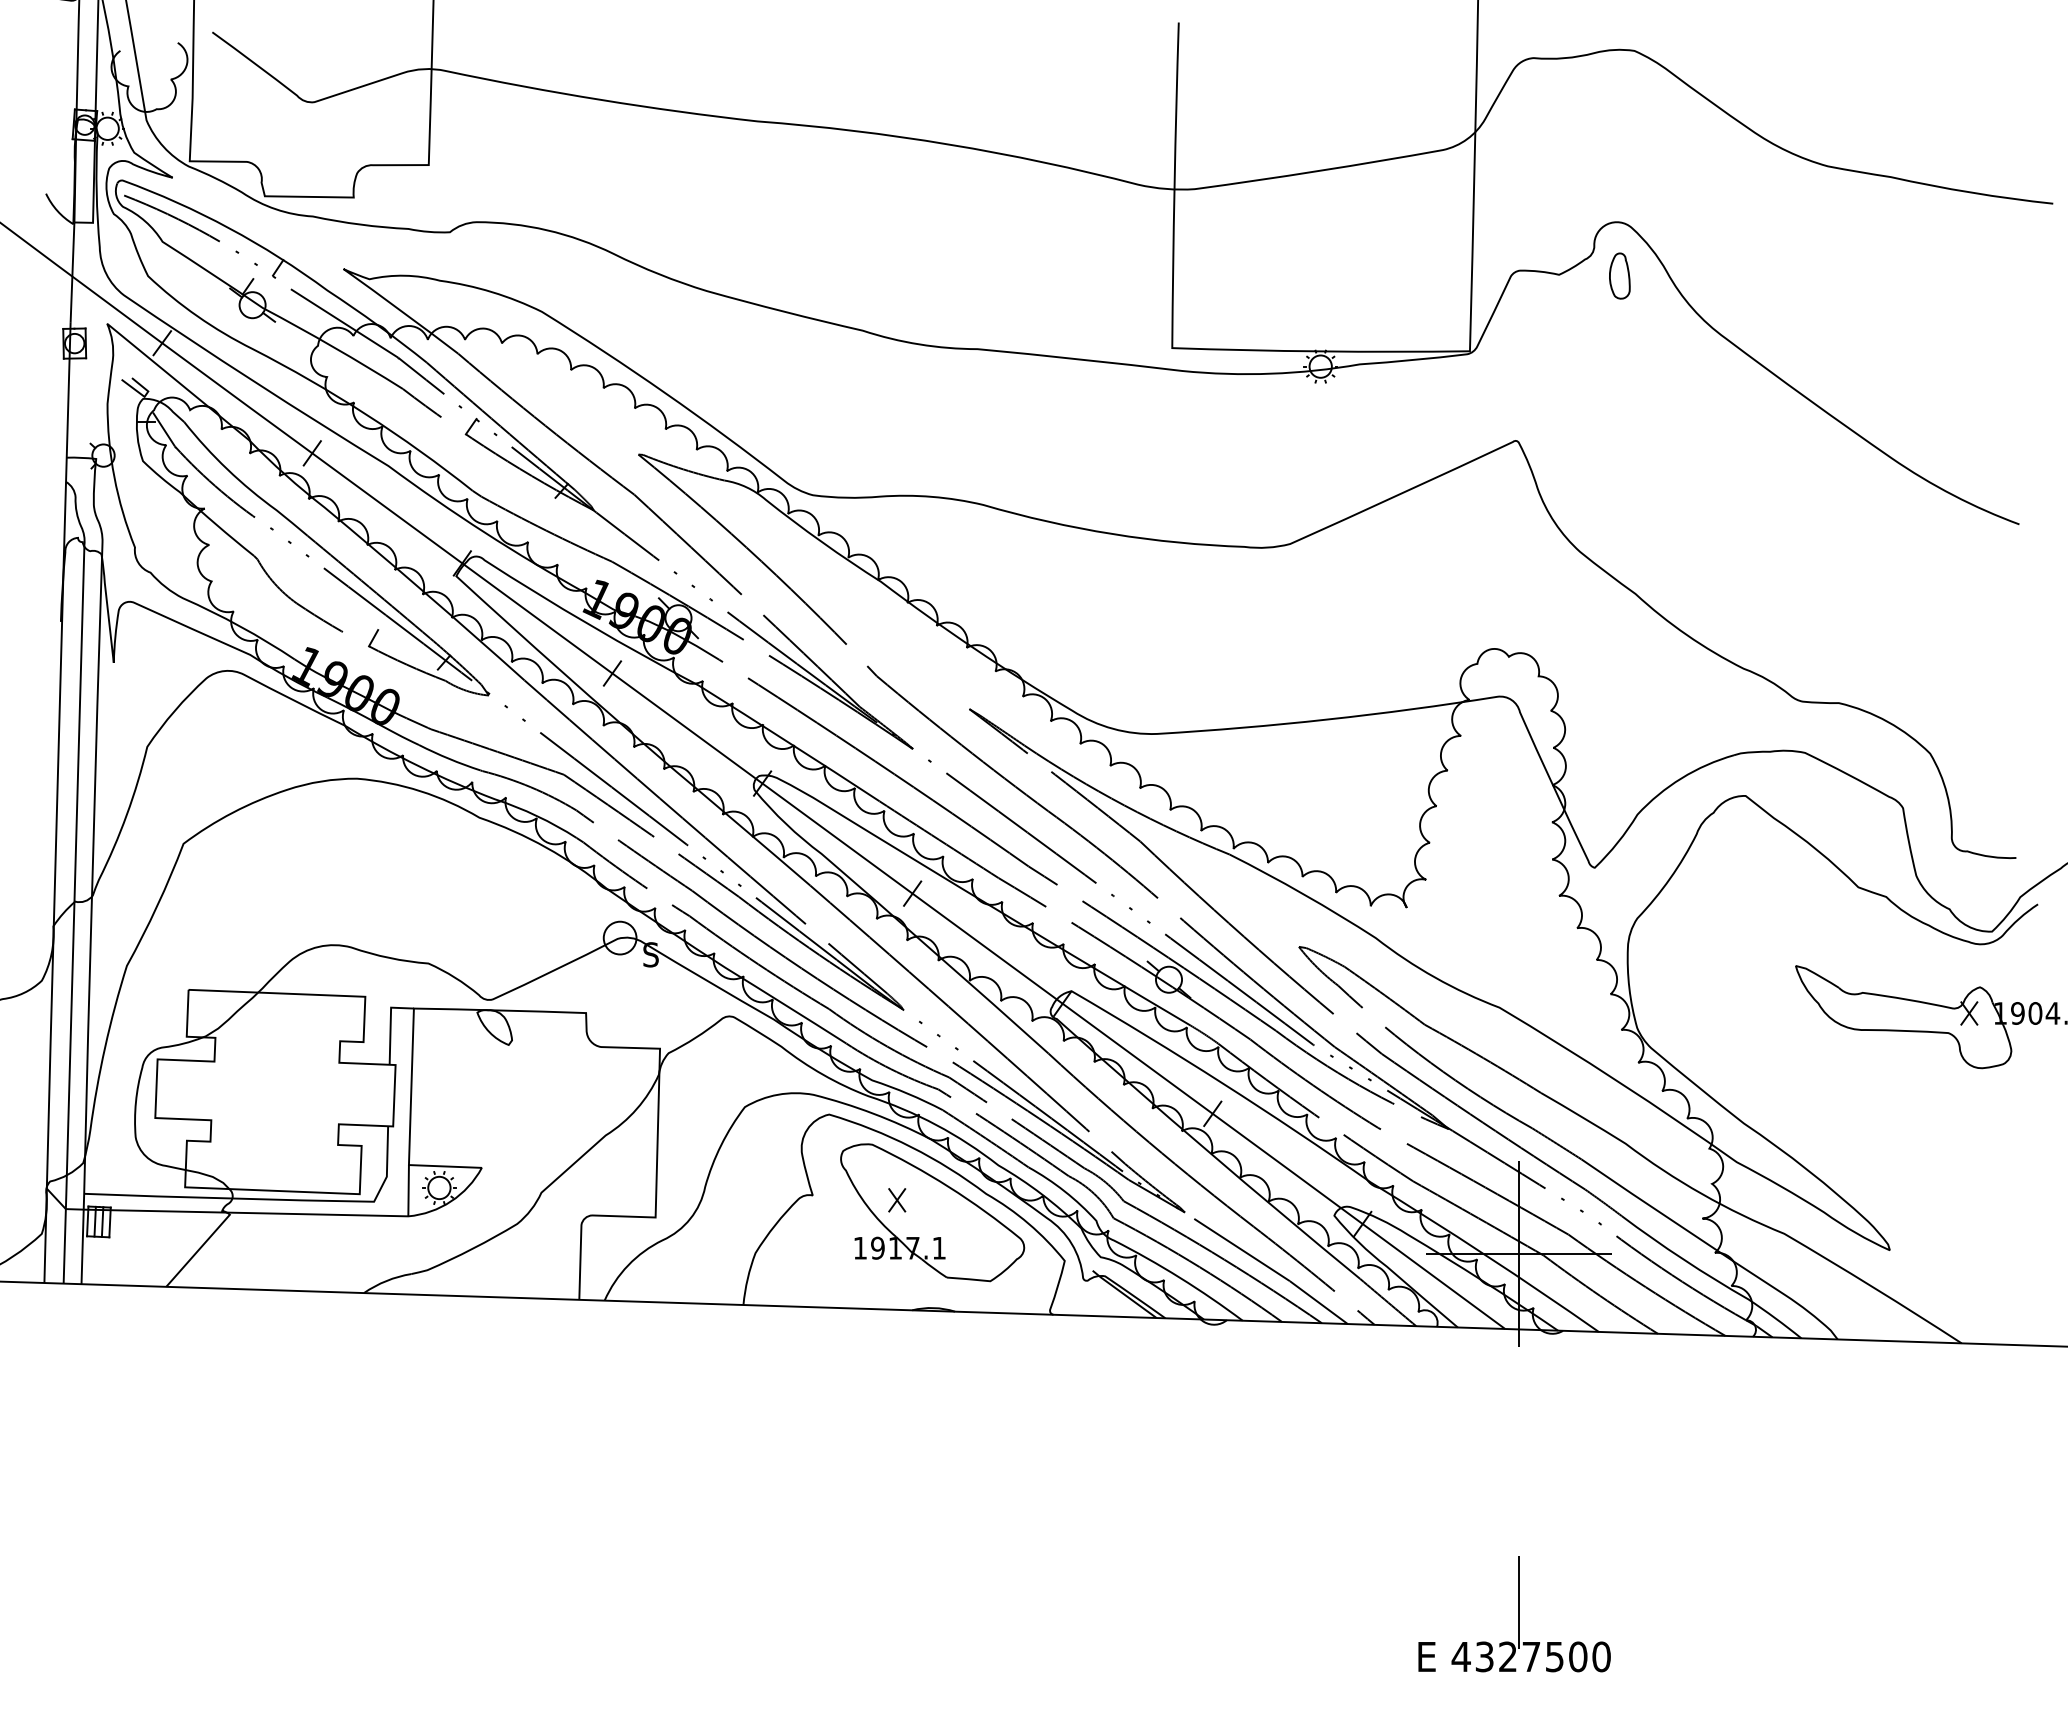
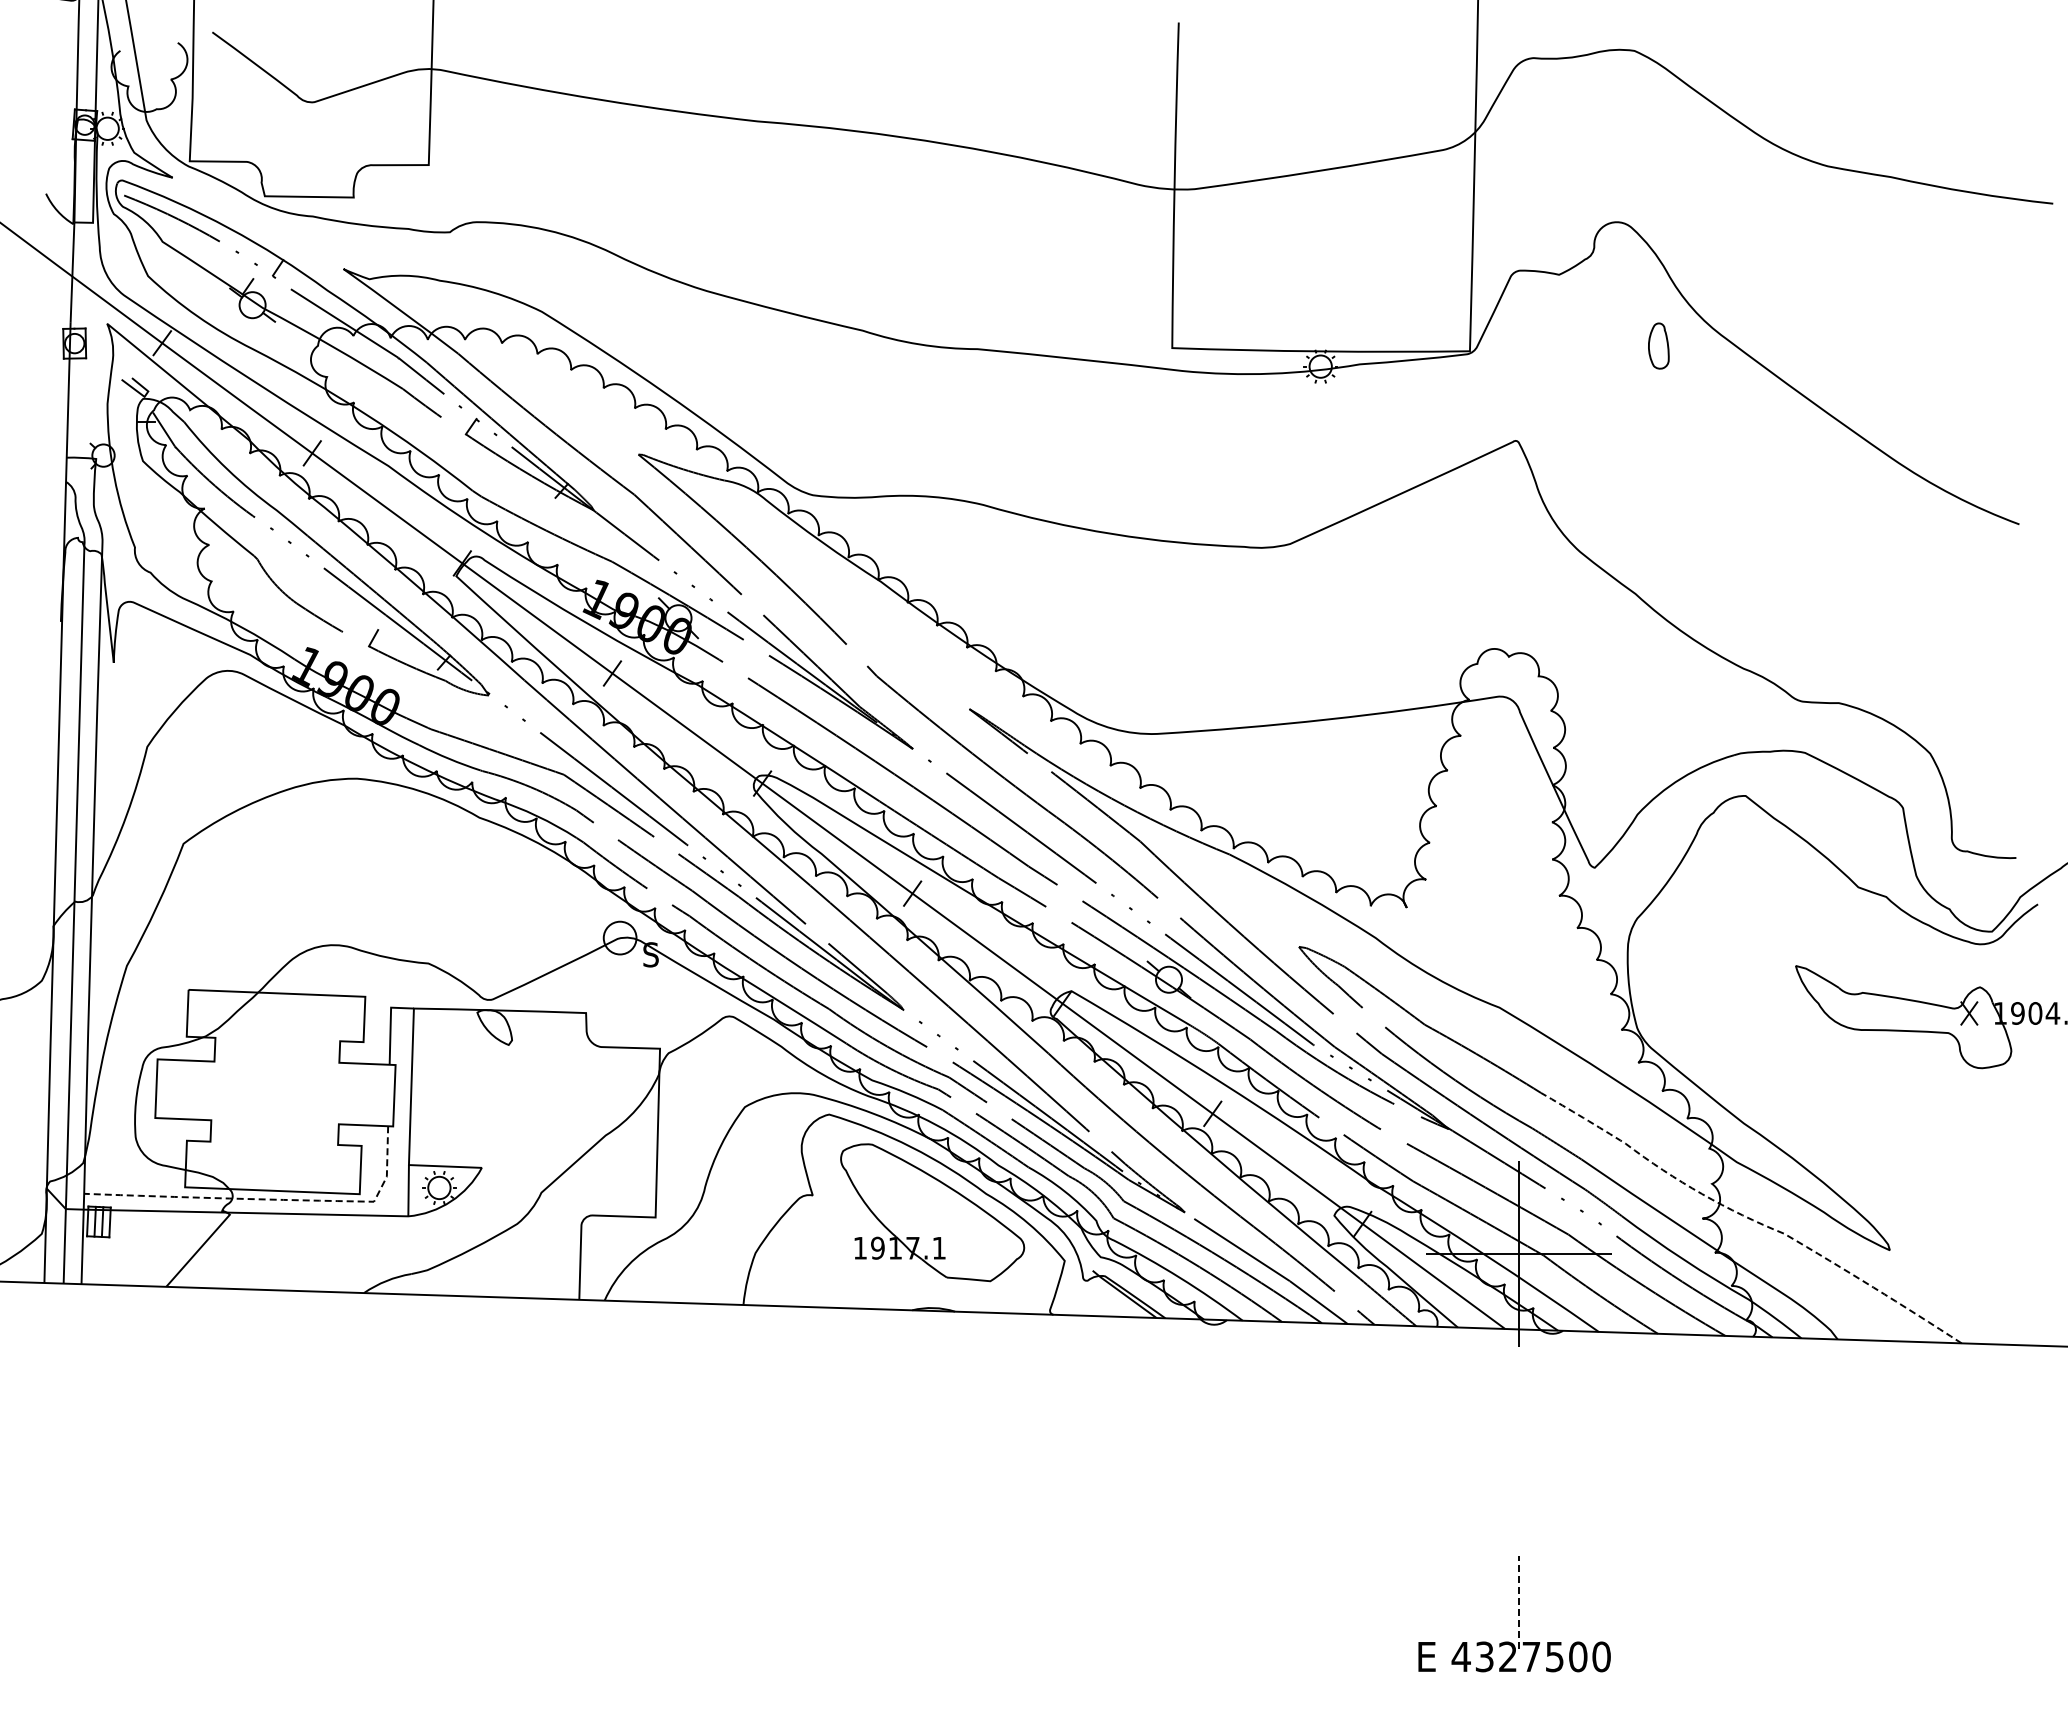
part position: (1619, 275) -> (1658, 345) (1658, 345)
line: solid -> dashed (268, 1199)
part: present -> none (897, 1200)
line: solid -> dashed (1748, 1218)
line: solid -> dashed (1518, 1602)
